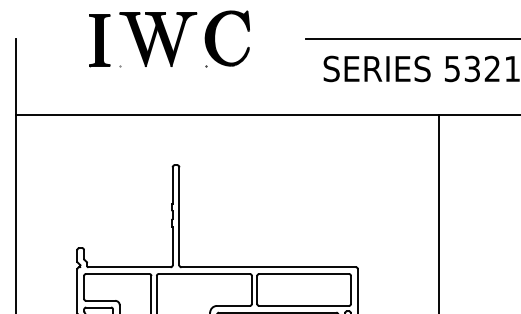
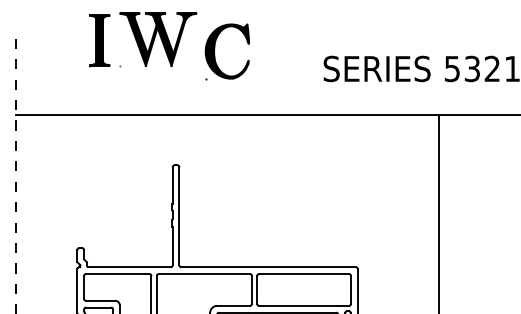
part position: (215, 35) -> (215, 48) (215, 48)
line: present -> none (411, 38)
line: solid -> dashed (15, 176)
